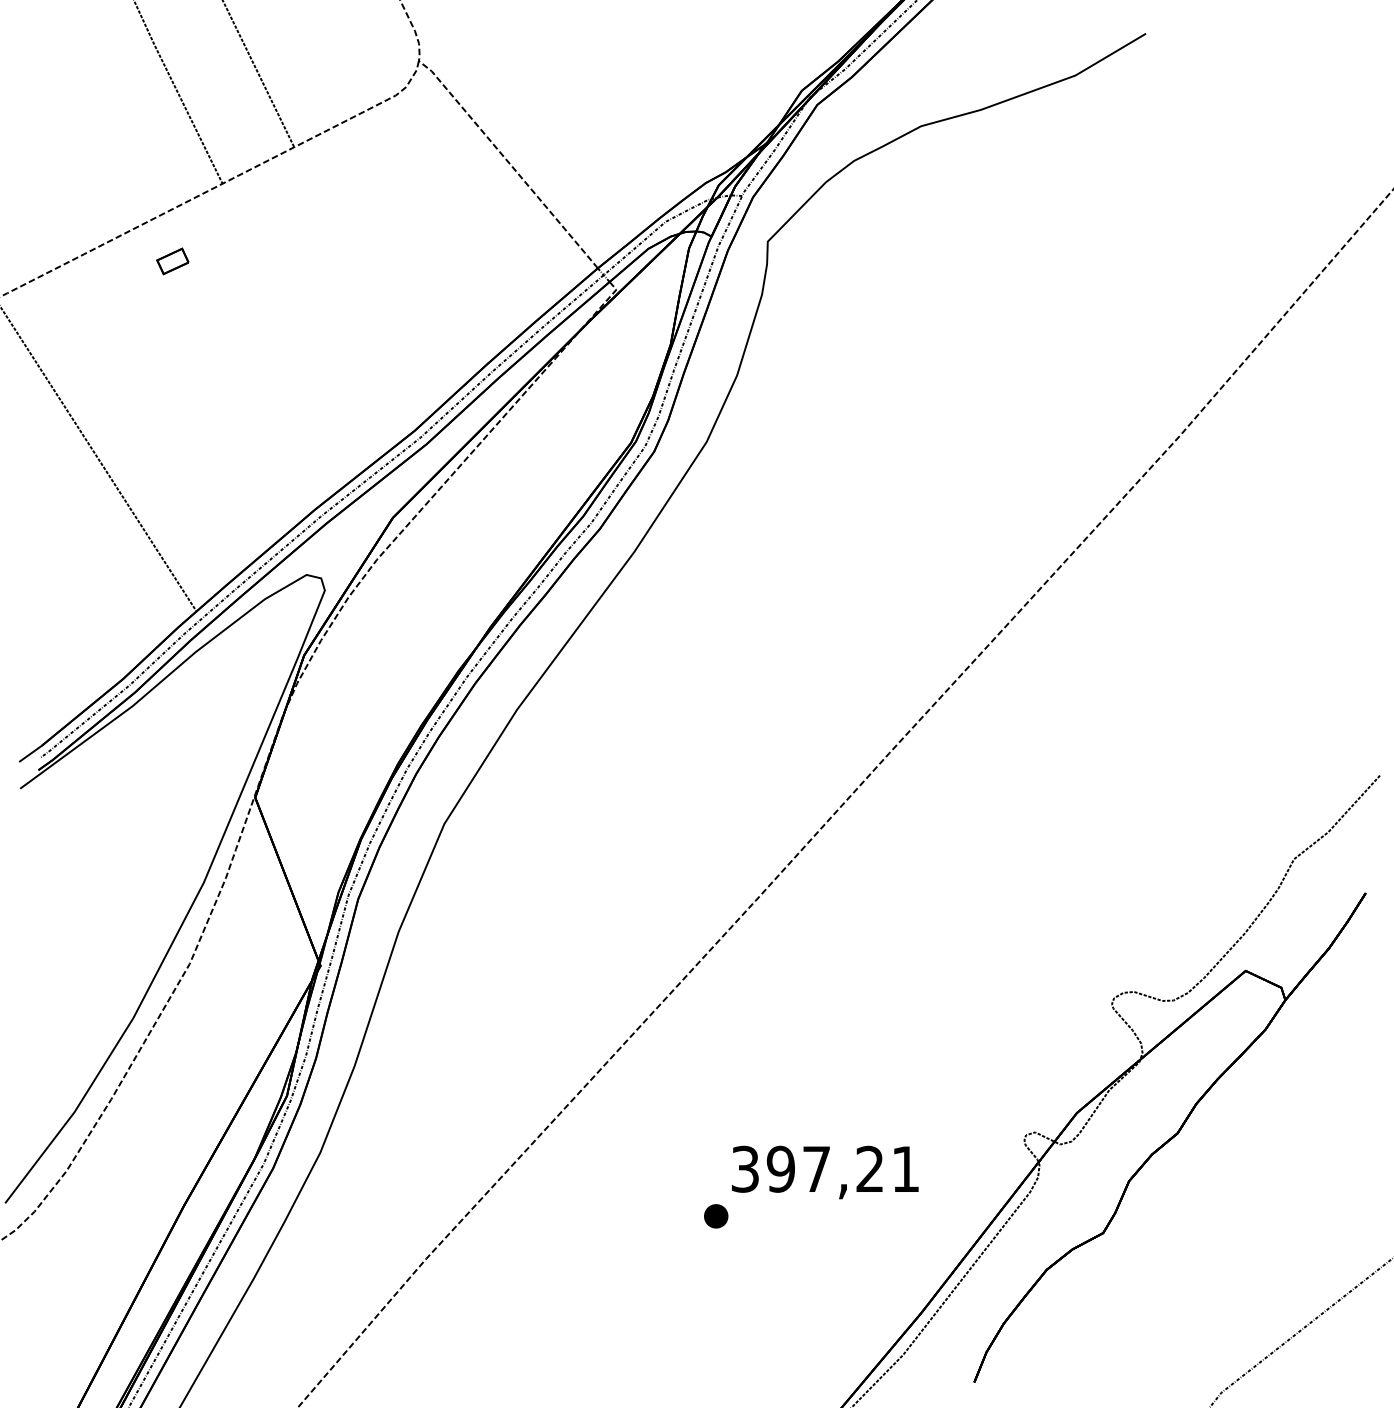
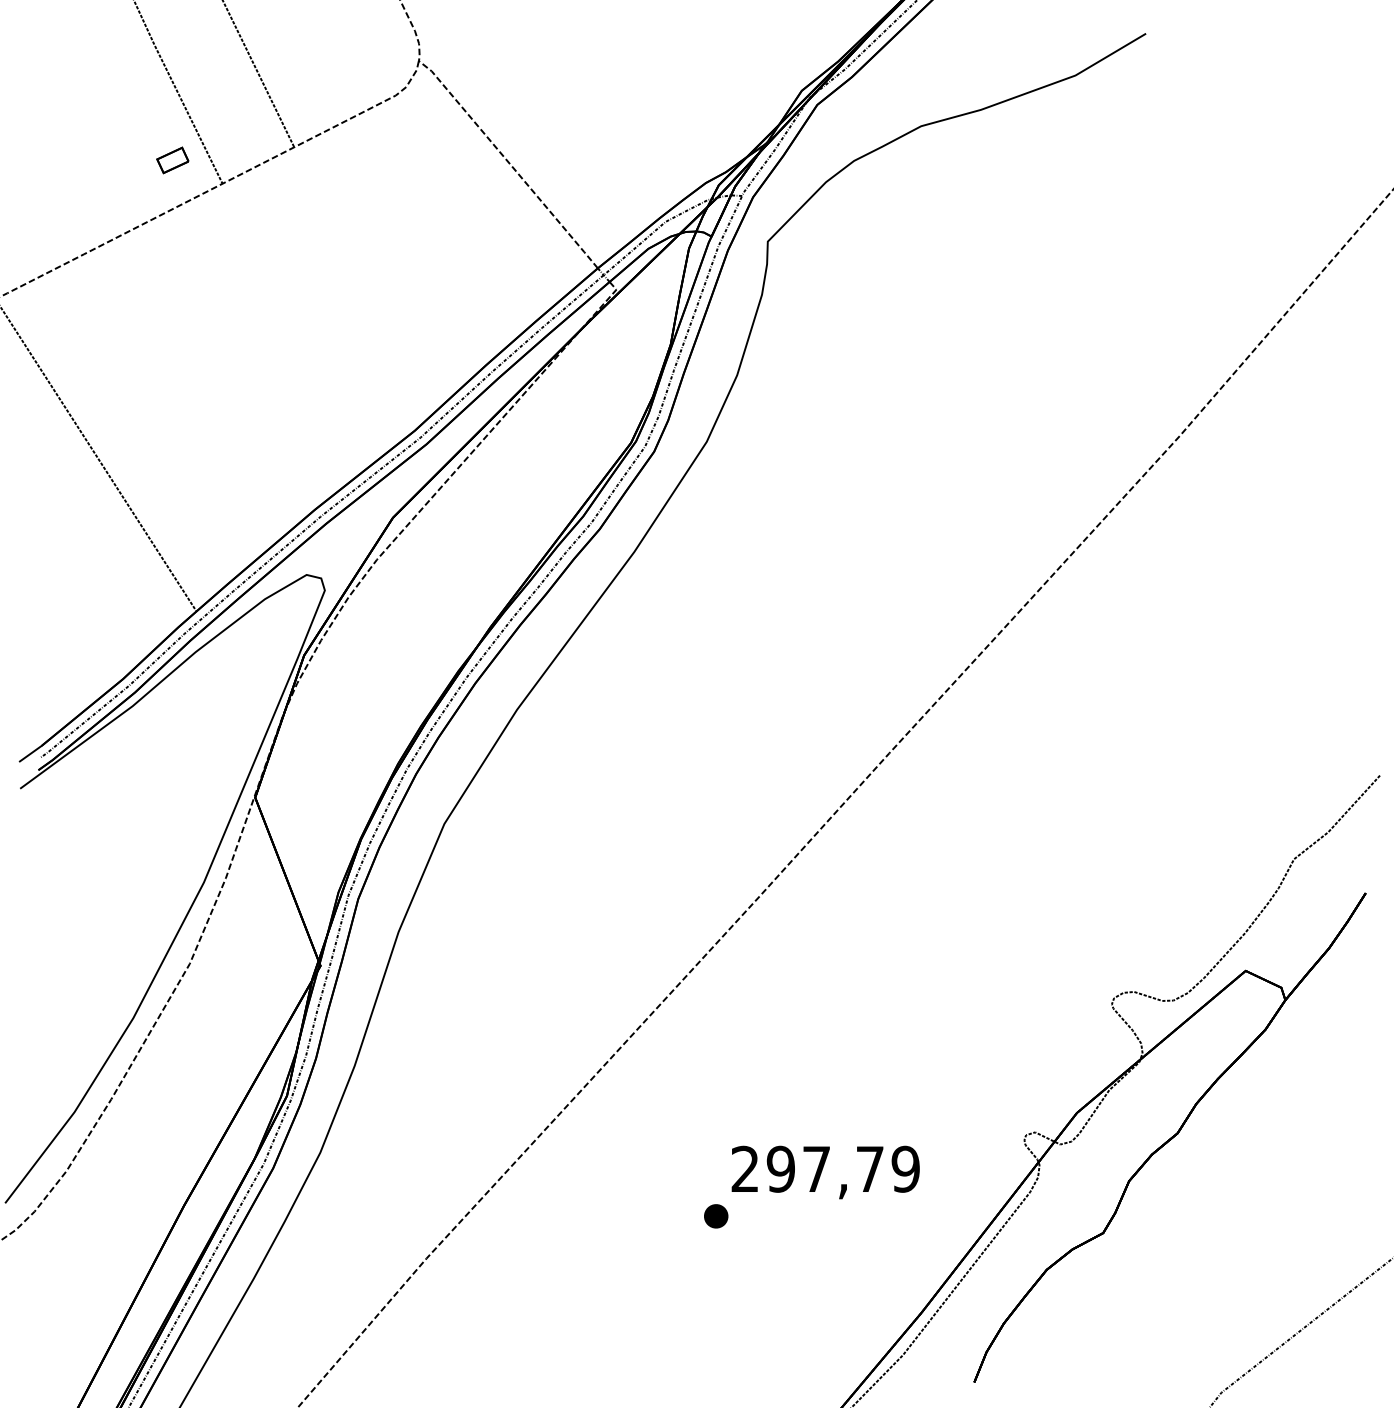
part position: (172, 261) -> (172, 160) (172, 160)
text: 397,21 -> 297,79 (825, 1168)
